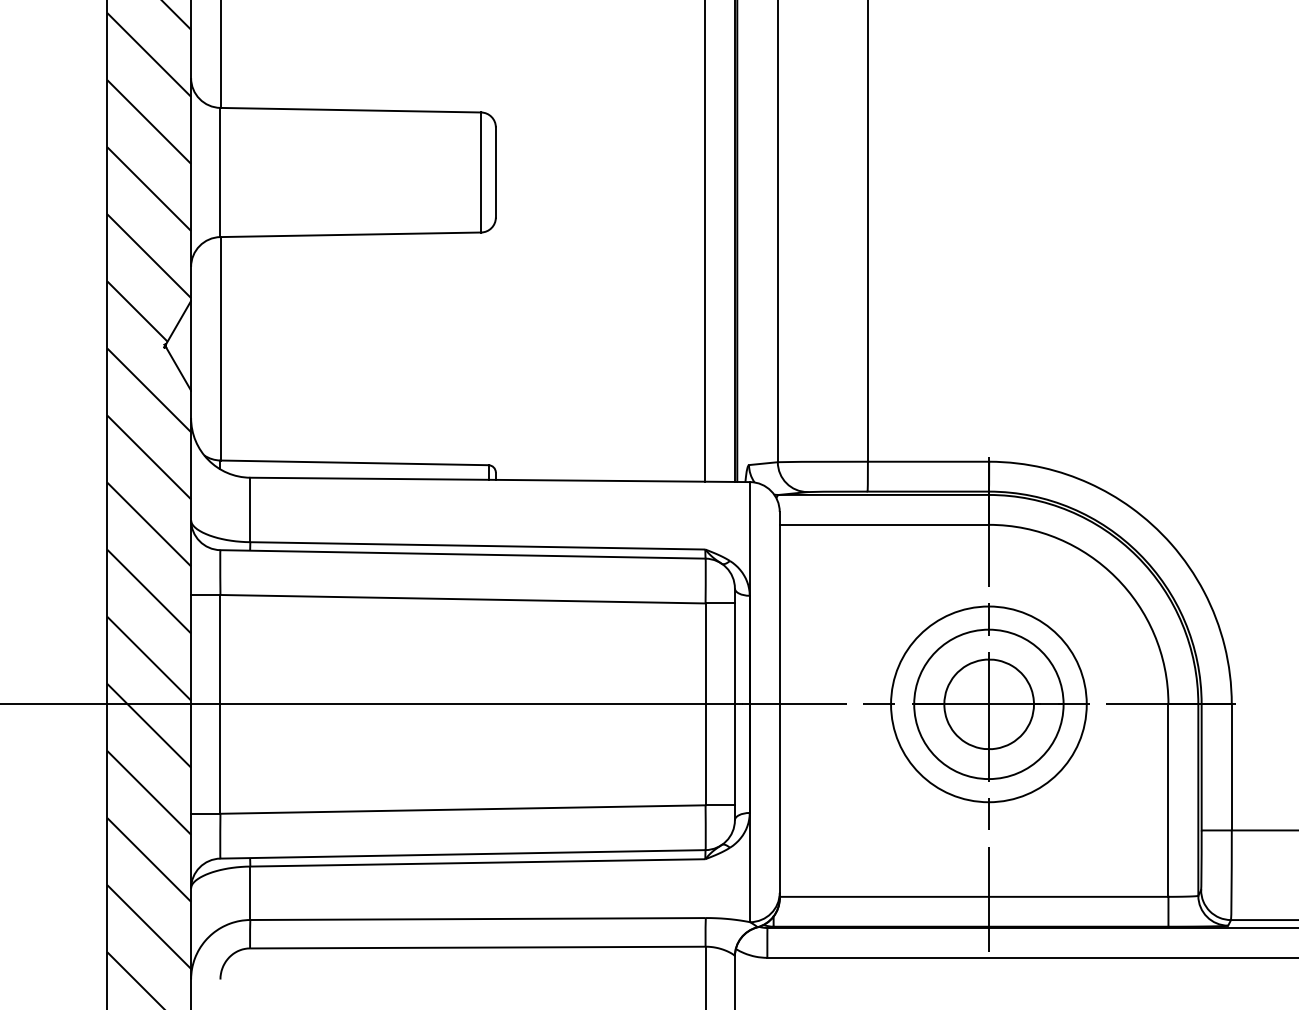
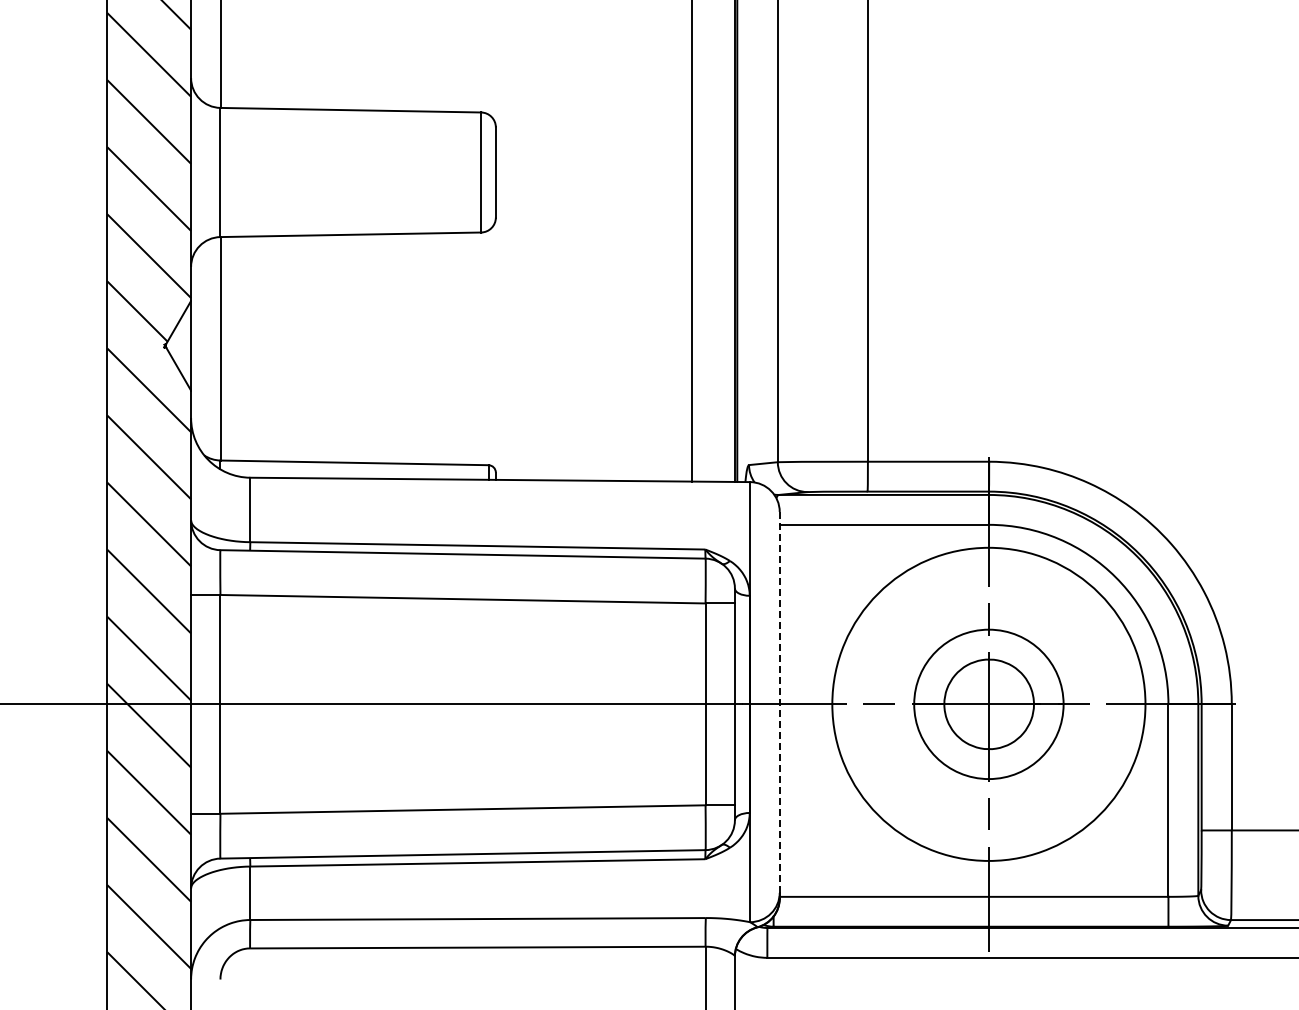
line position: (705, 241) -> (692, 241) (692, 241)
line: solid -> dashed (779, 701)
circle diameter: 196 px -> 313 px (988, 703)
